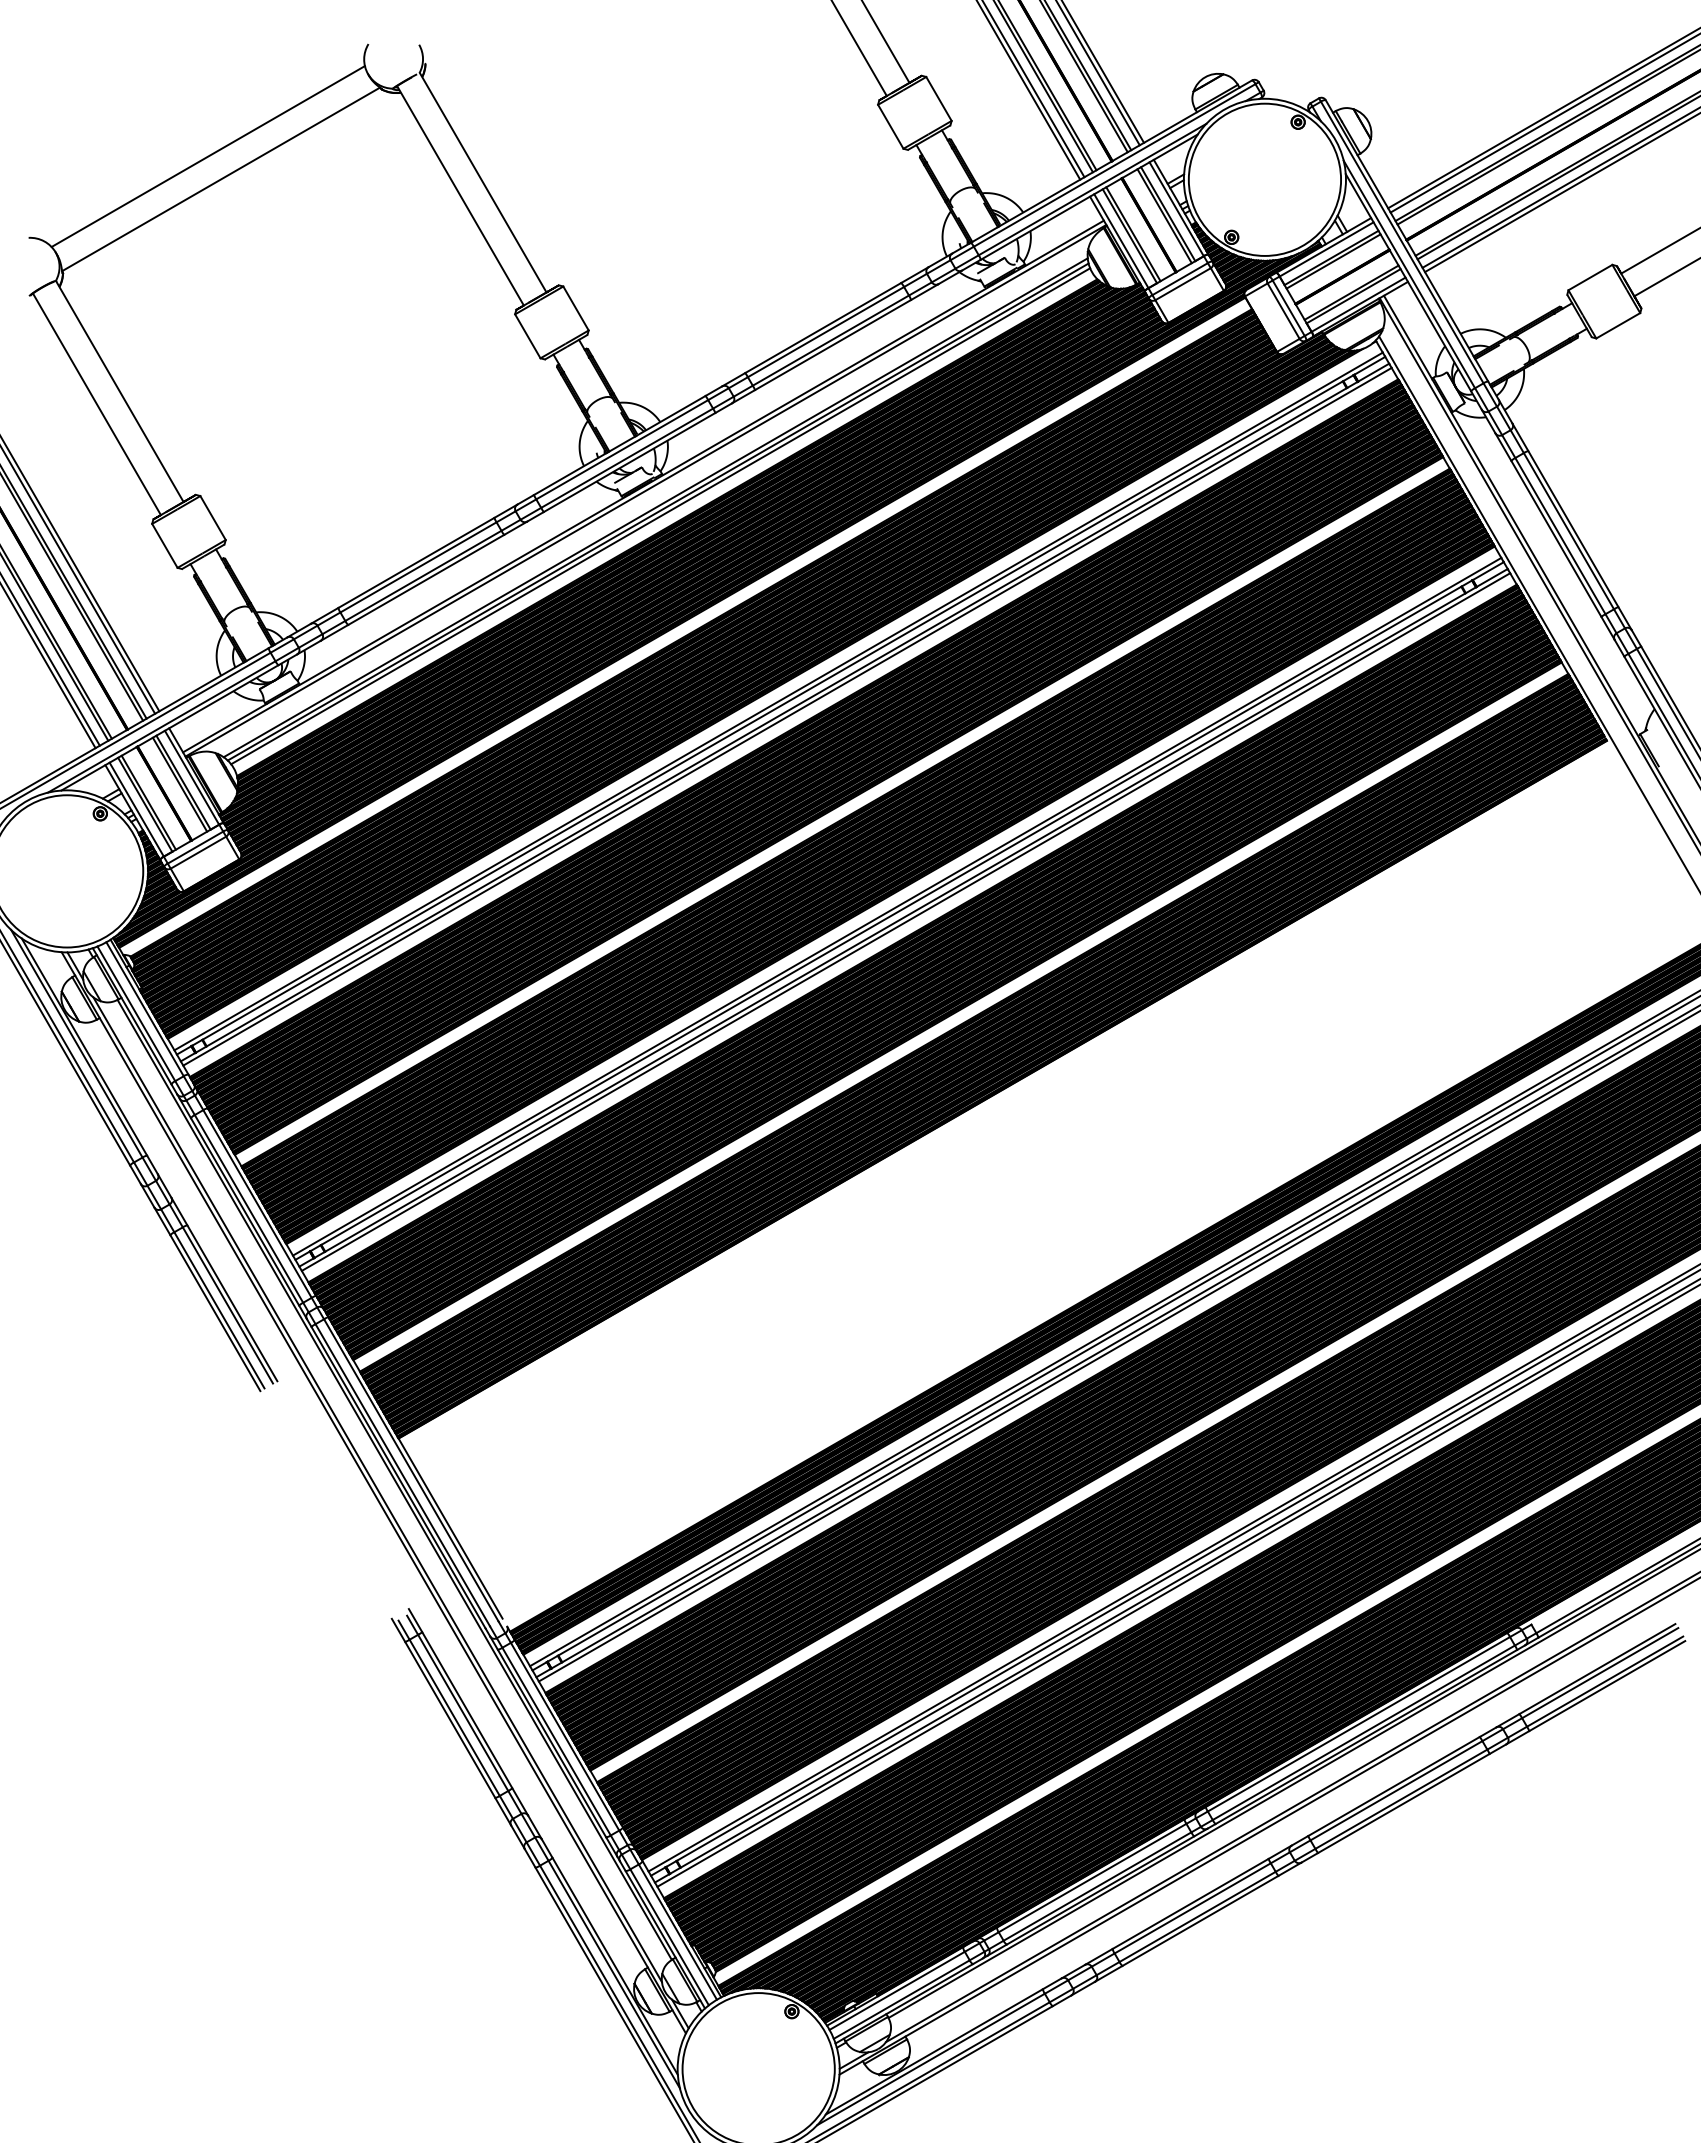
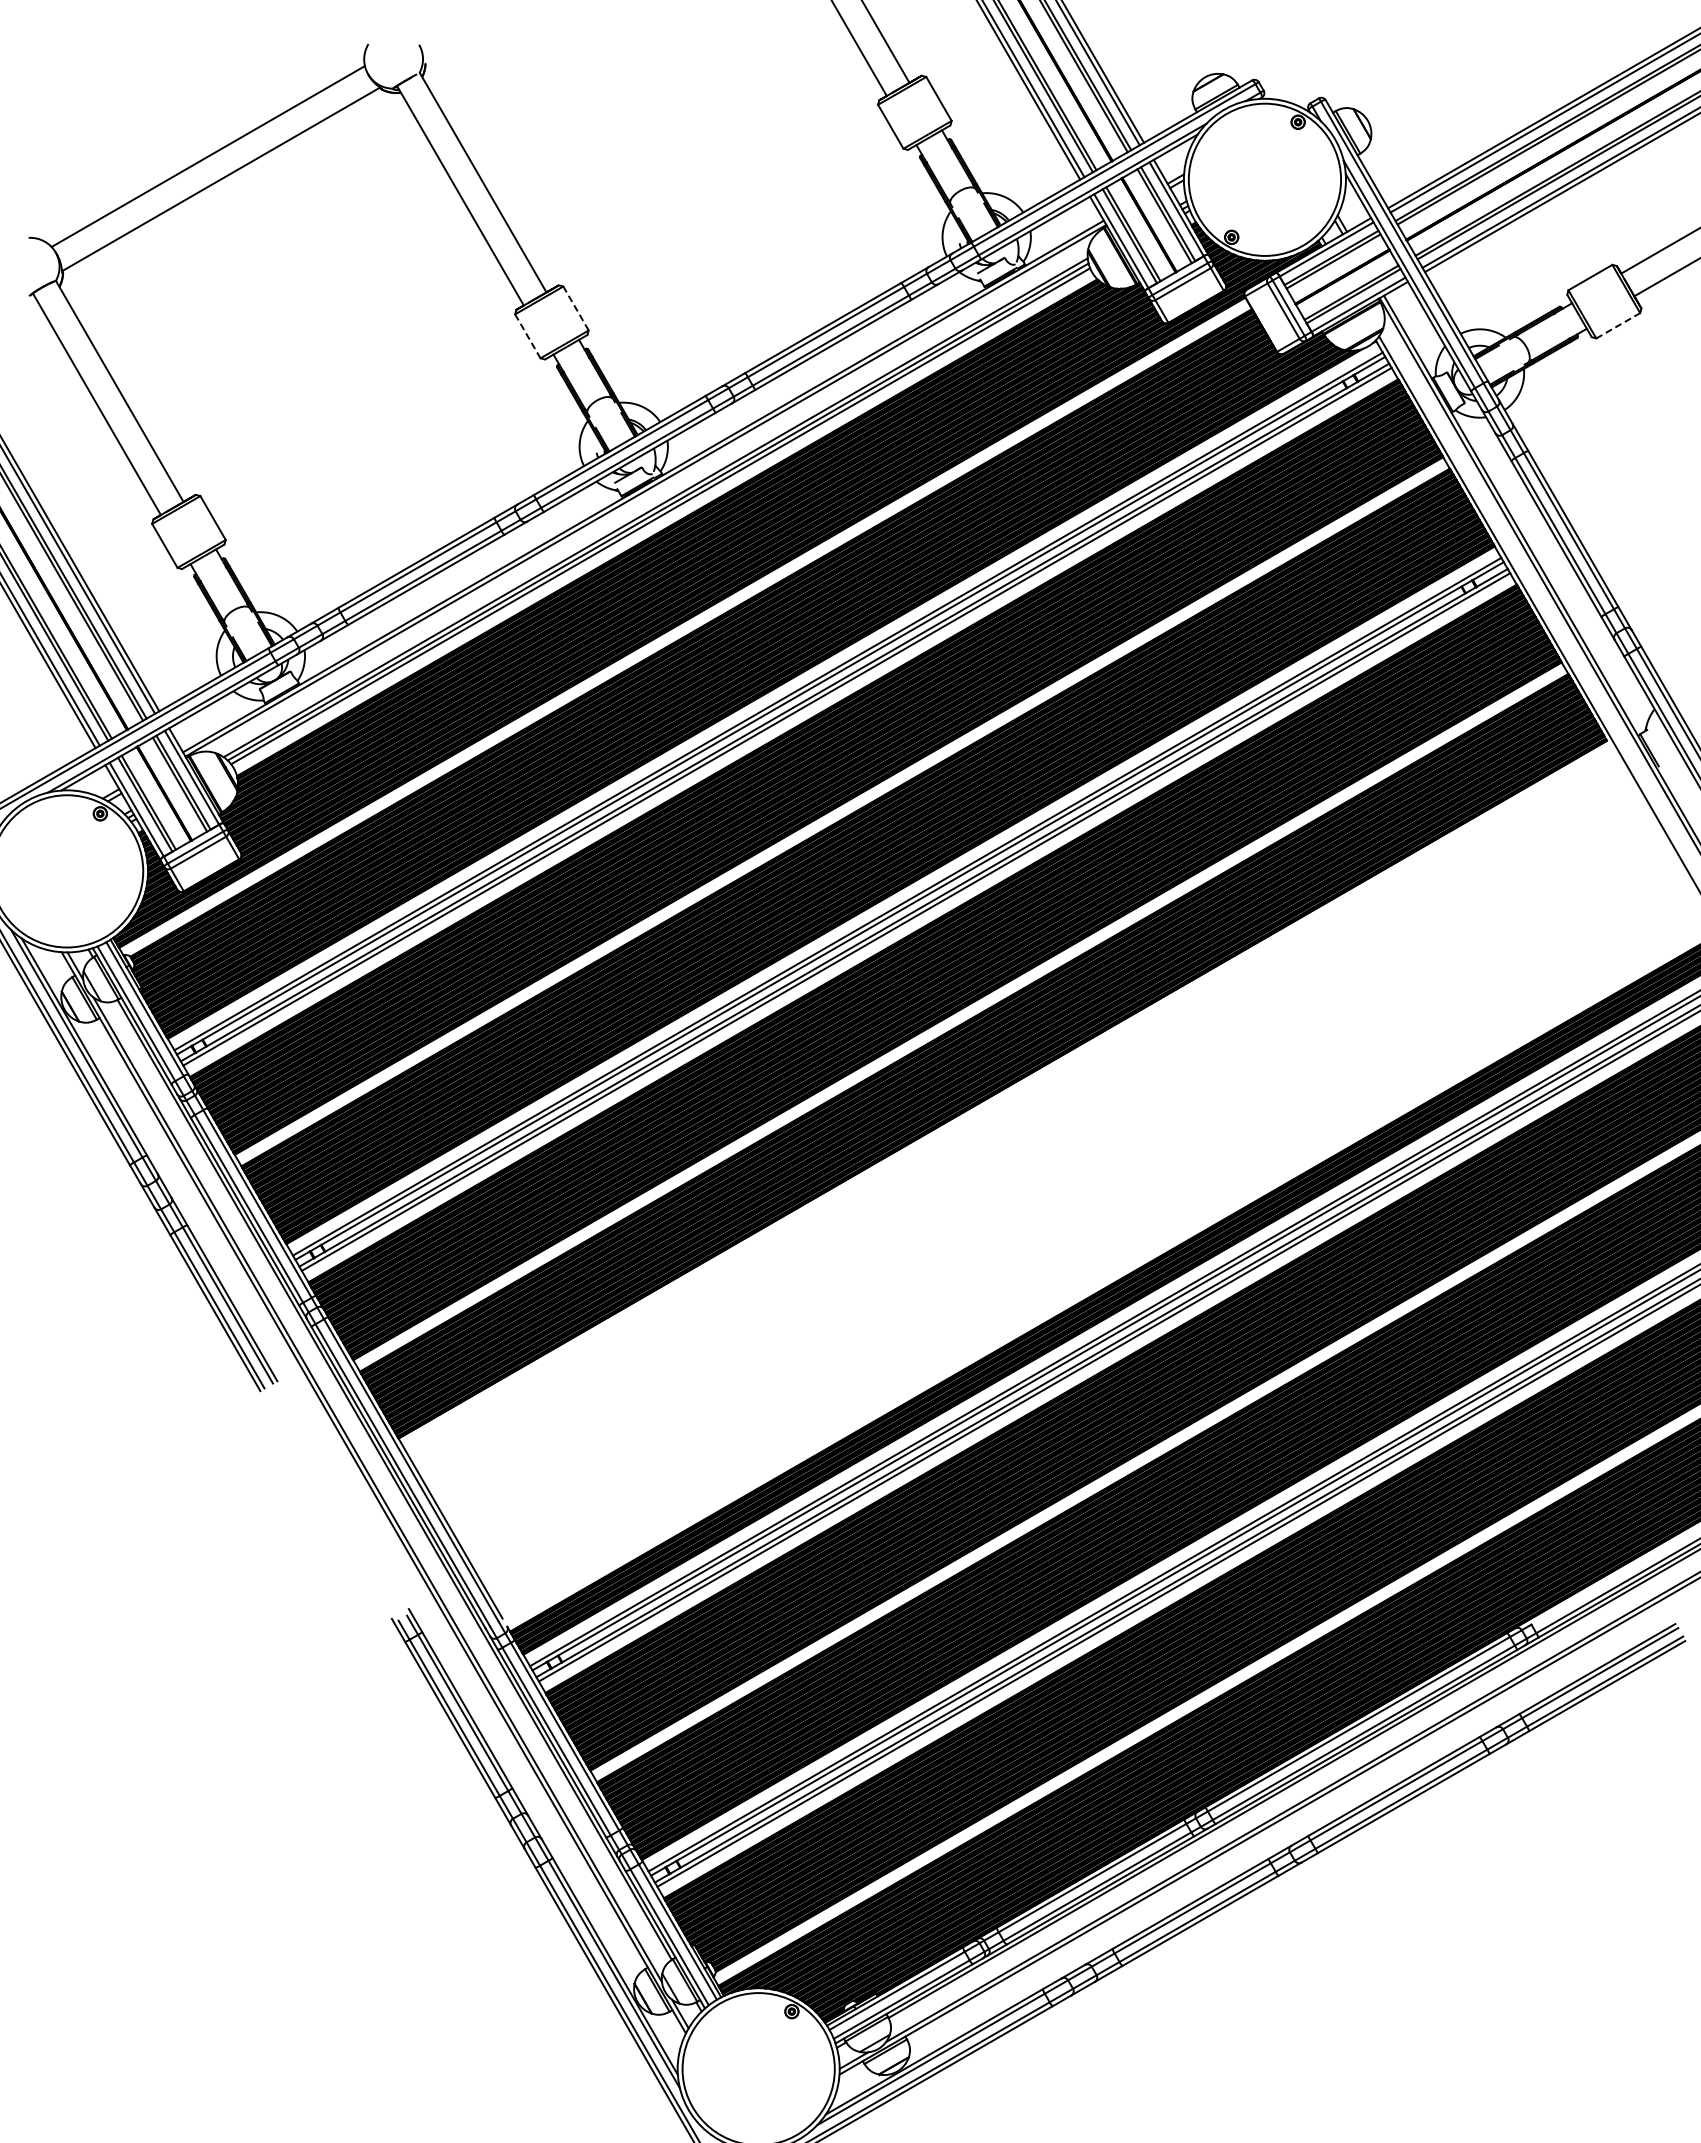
line: solid -> dashed (575, 308)
line: solid -> dashed (1618, 325)
line: solid -> dashed (528, 336)
